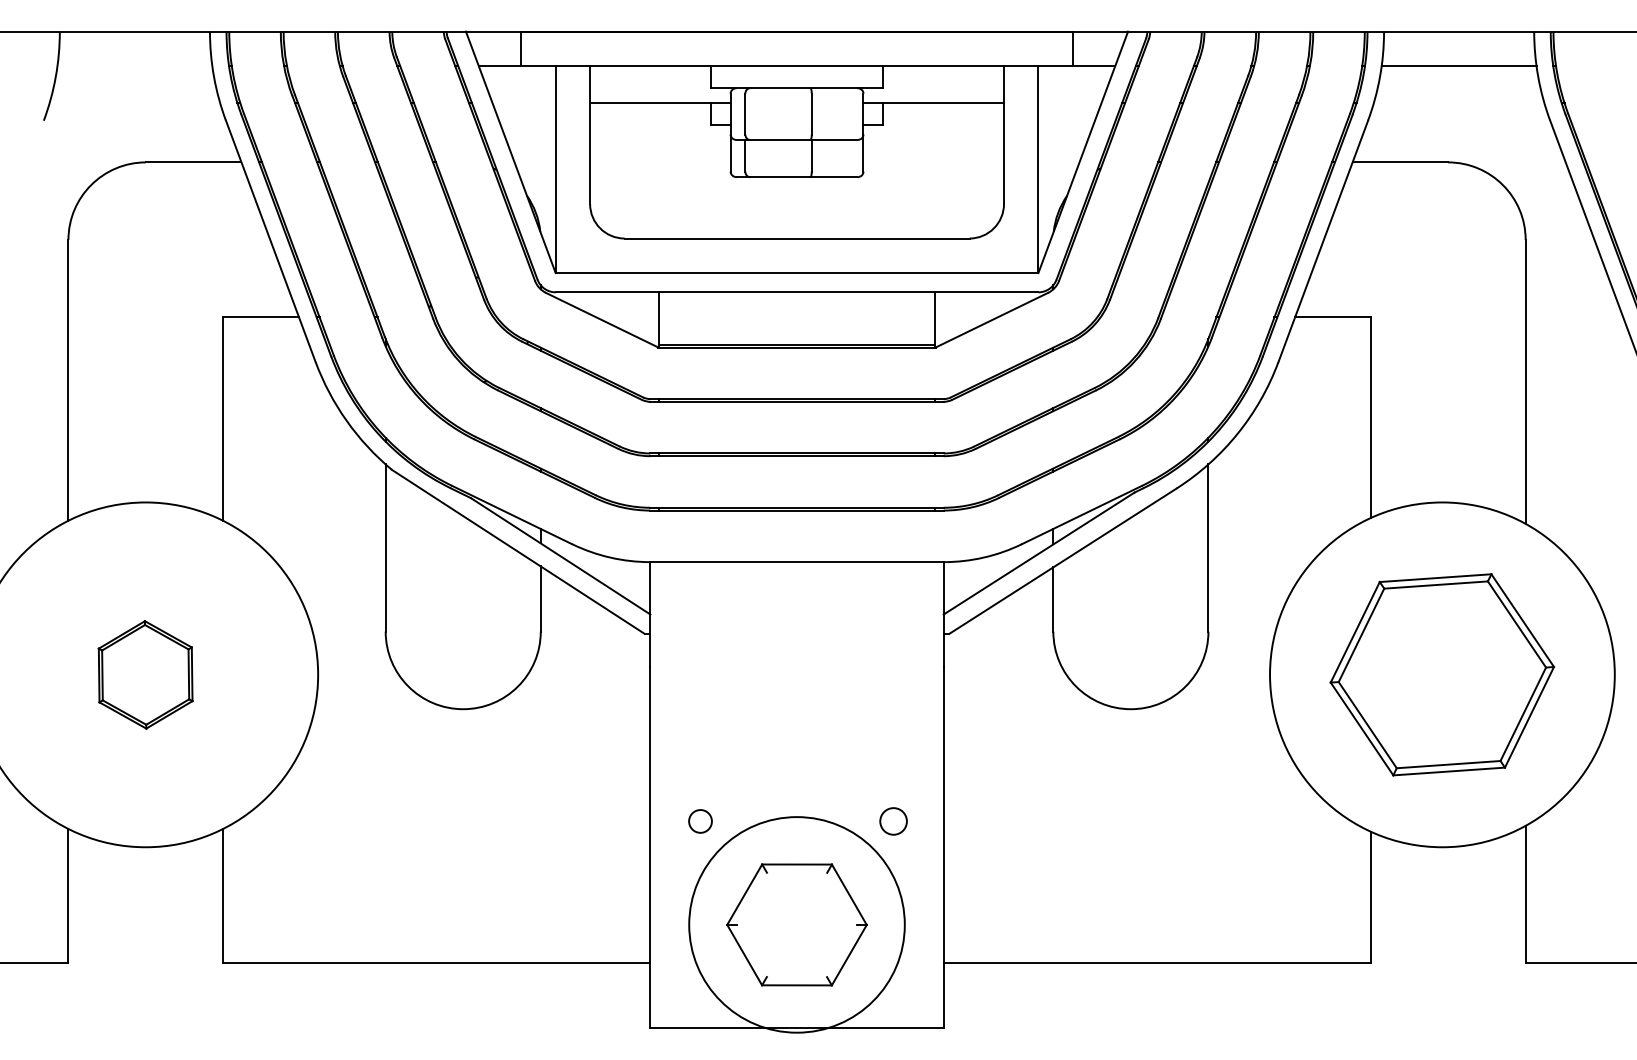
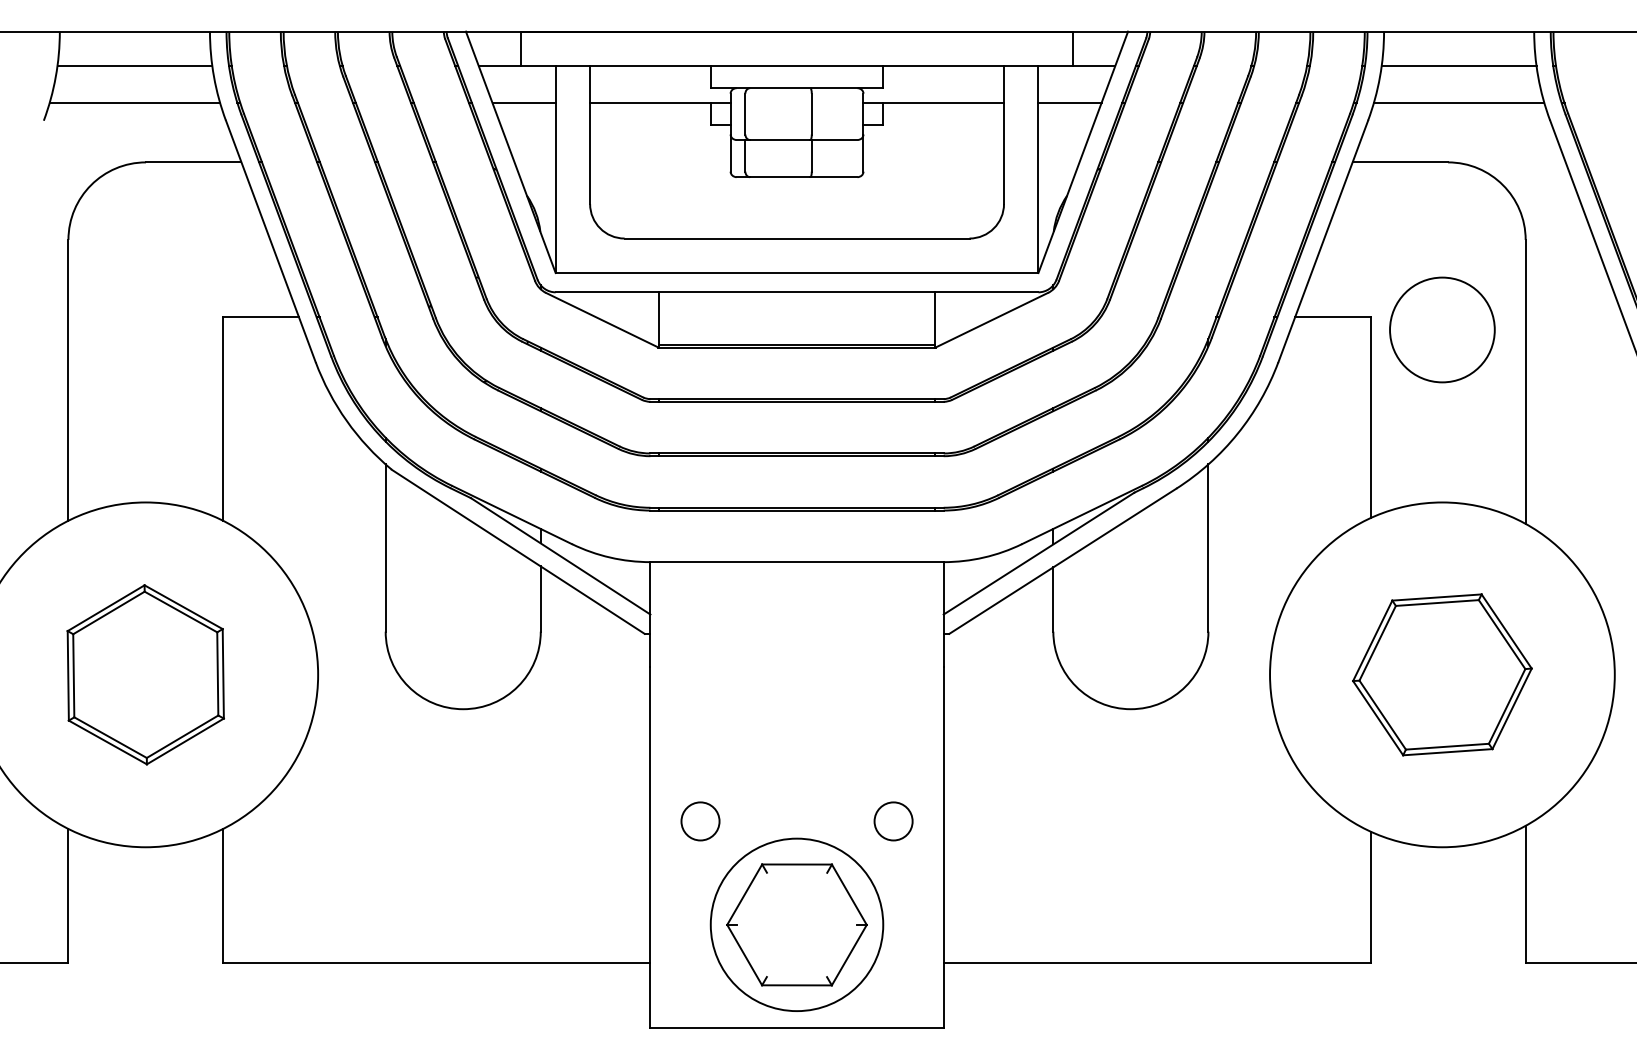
line: none -> present (134, 66)
line: none -> present (134, 103)
line: none -> present (523, 103)
line: none -> present (1069, 103)
line: none -> present (1458, 103)
circle: none -> present (1442, 329)
part size: 97x110 px -> 159x182 px (145, 674)
part size: 227x204 px -> 181x164 px (1442, 674)
circle diameter: 23 px -> 38 px (700, 821)
circle diameter: 27 px -> 38 px (893, 821)
circle diameter: 216 px -> 172 px (796, 924)
